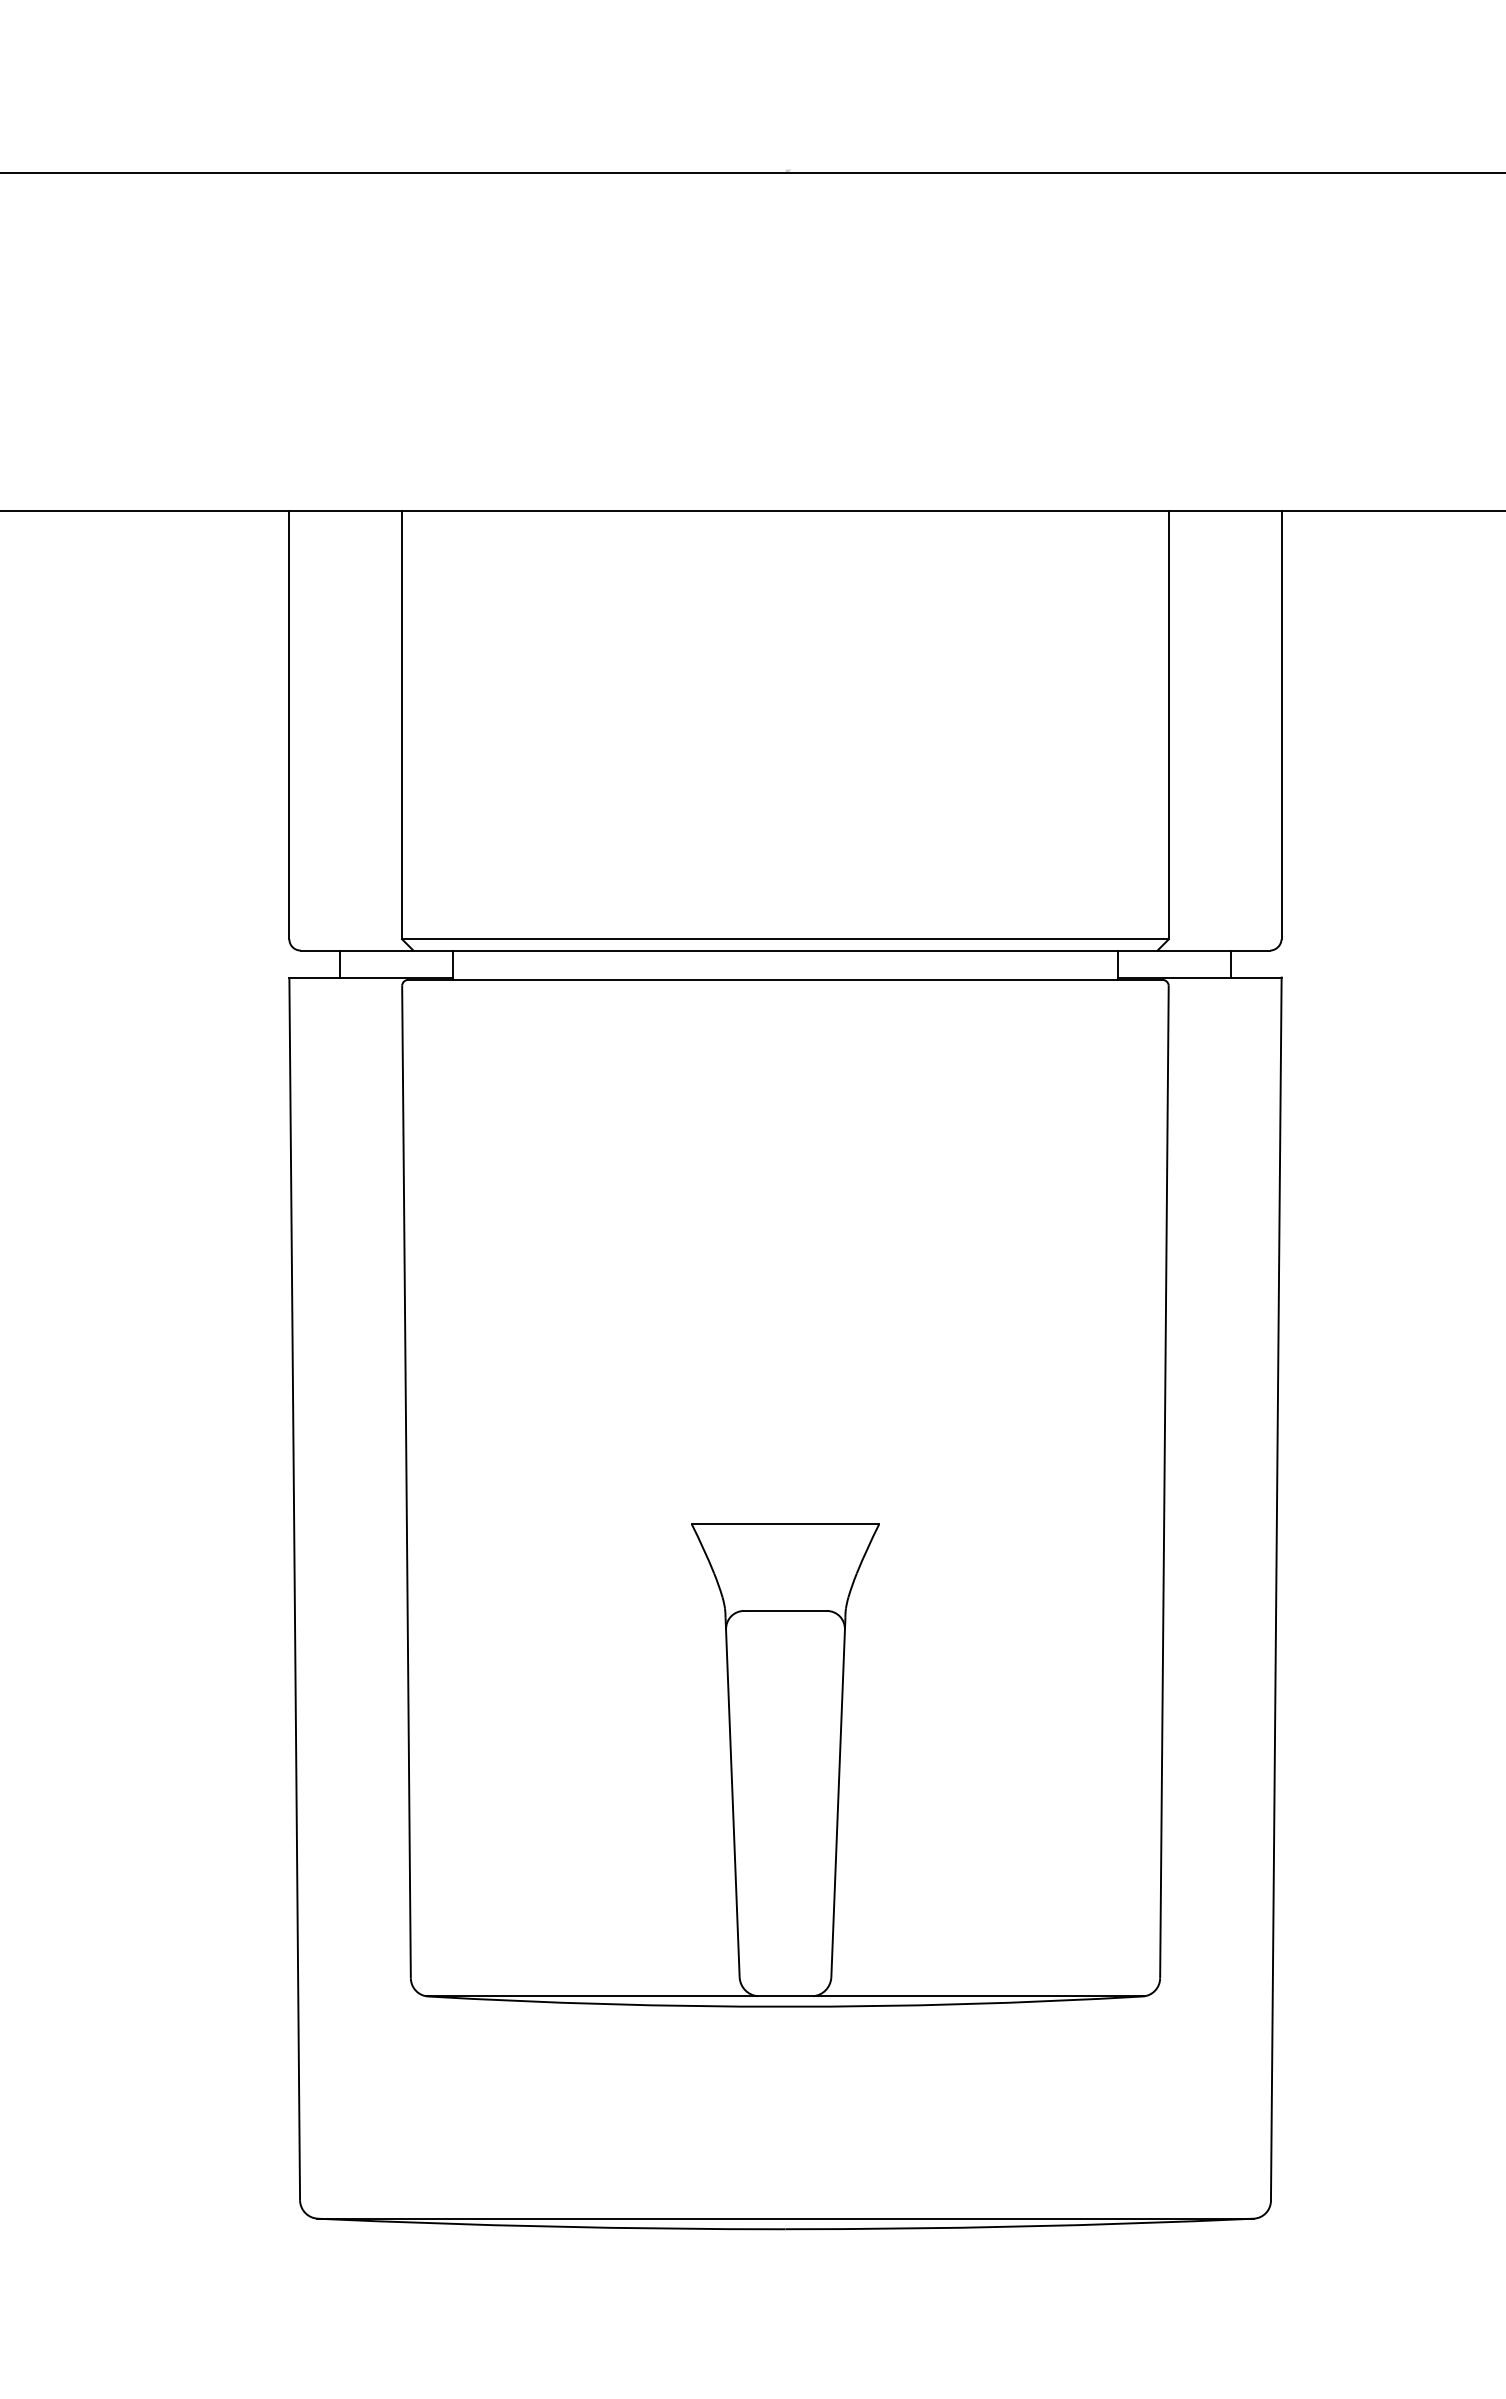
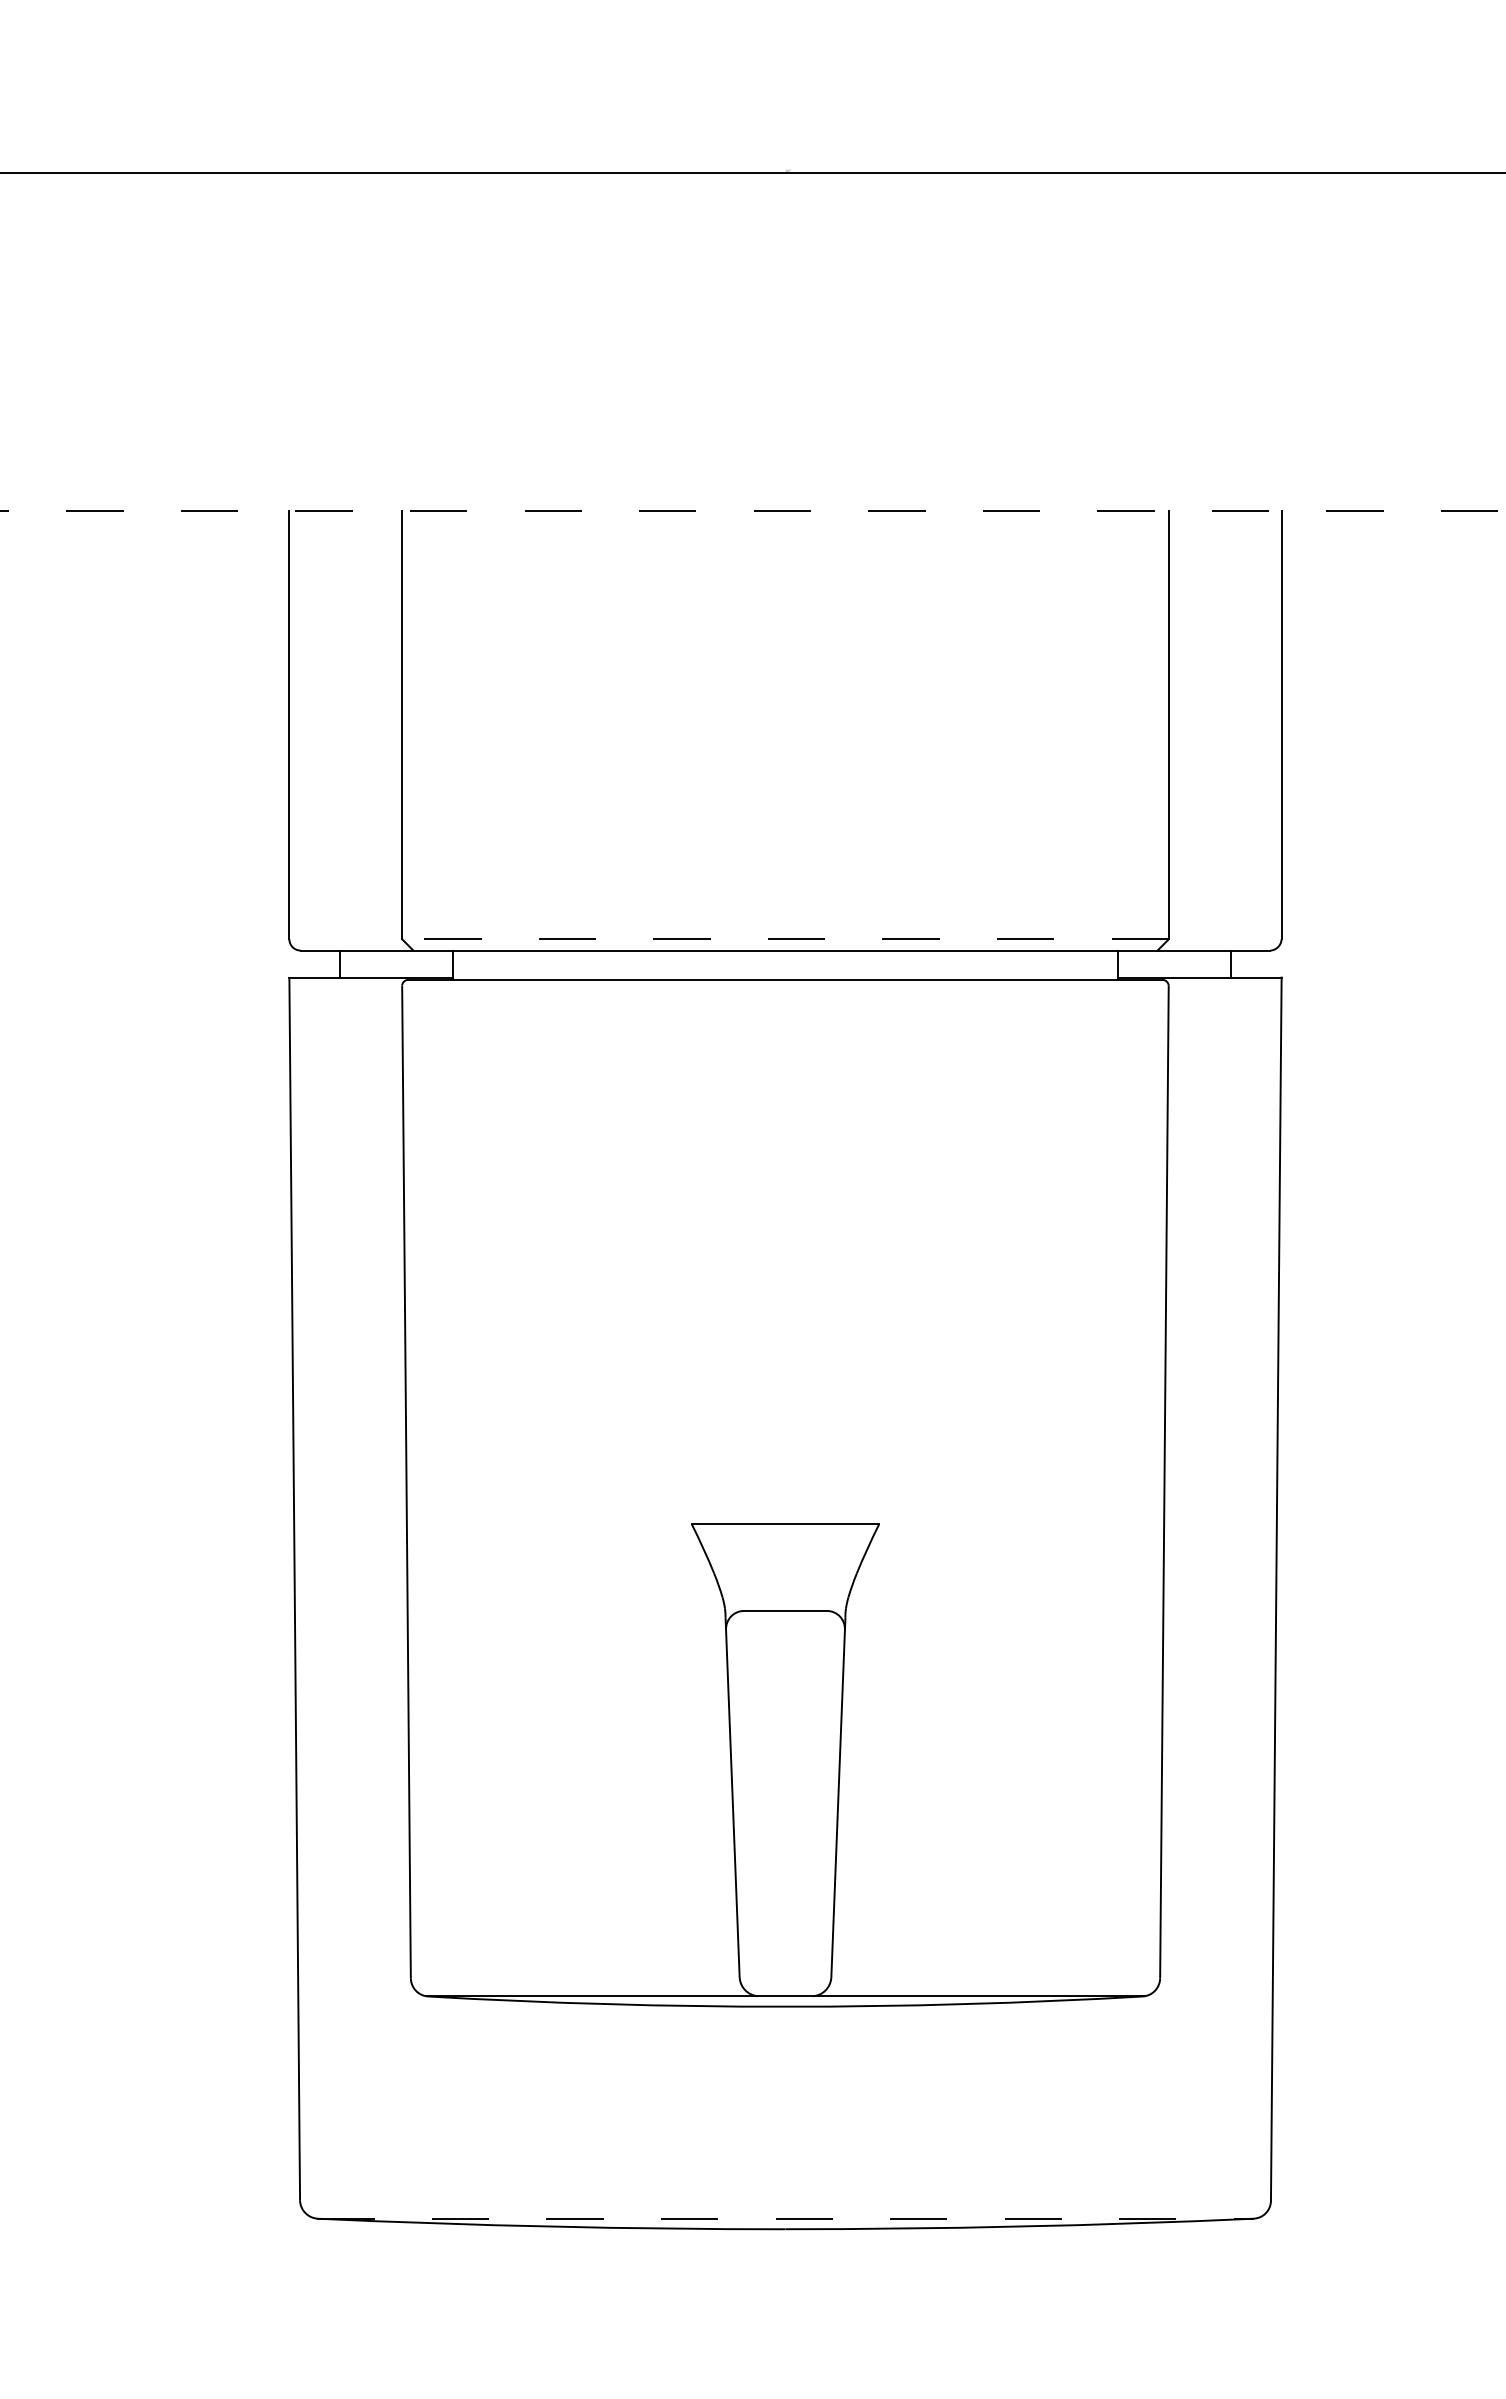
line: solid -> dashed (753, 510)
line: solid -> dashed (785, 939)
line: solid -> dashed (786, 2218)
